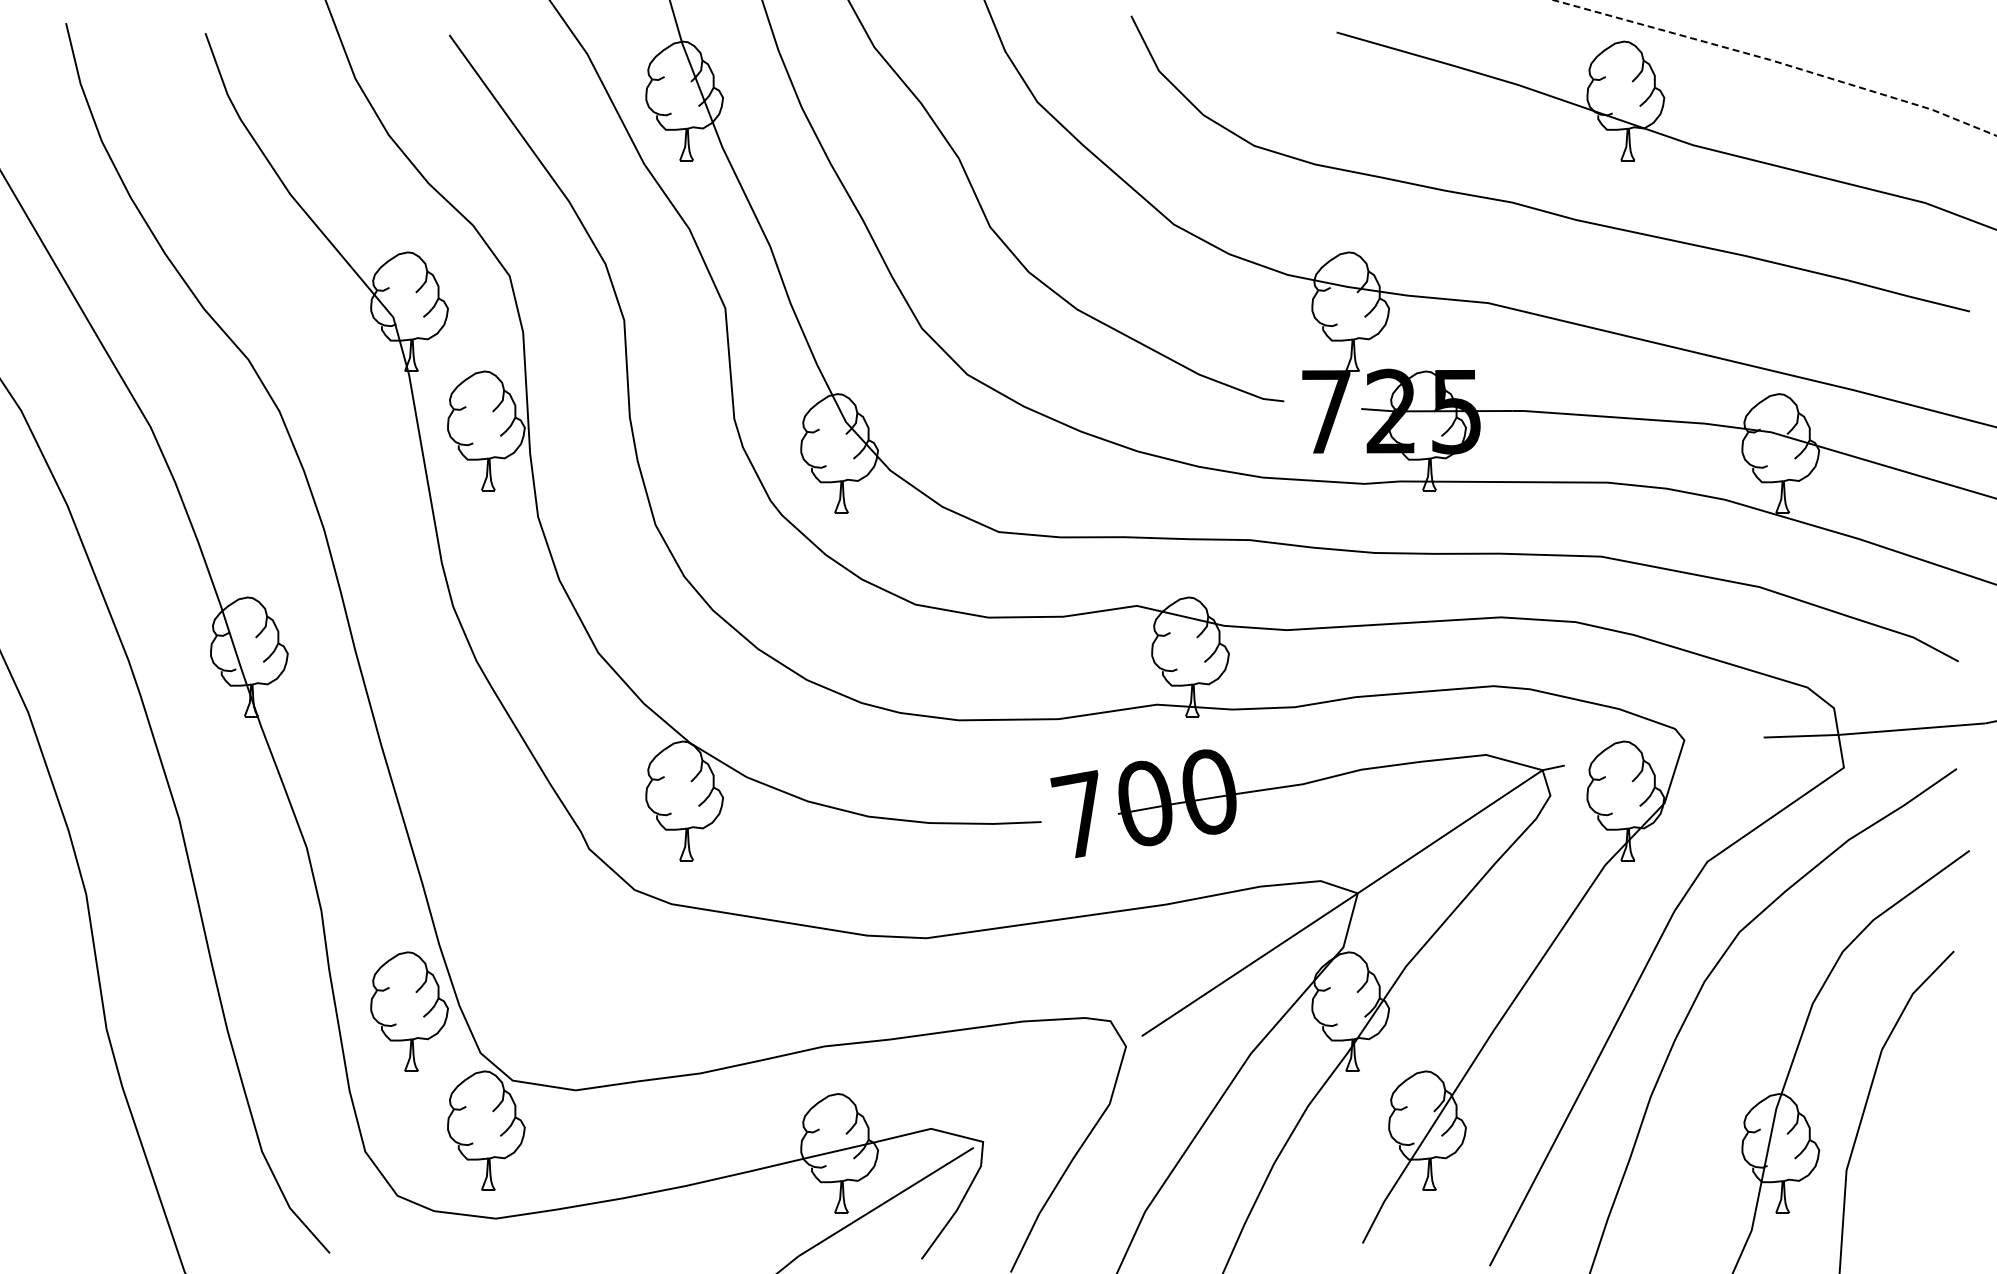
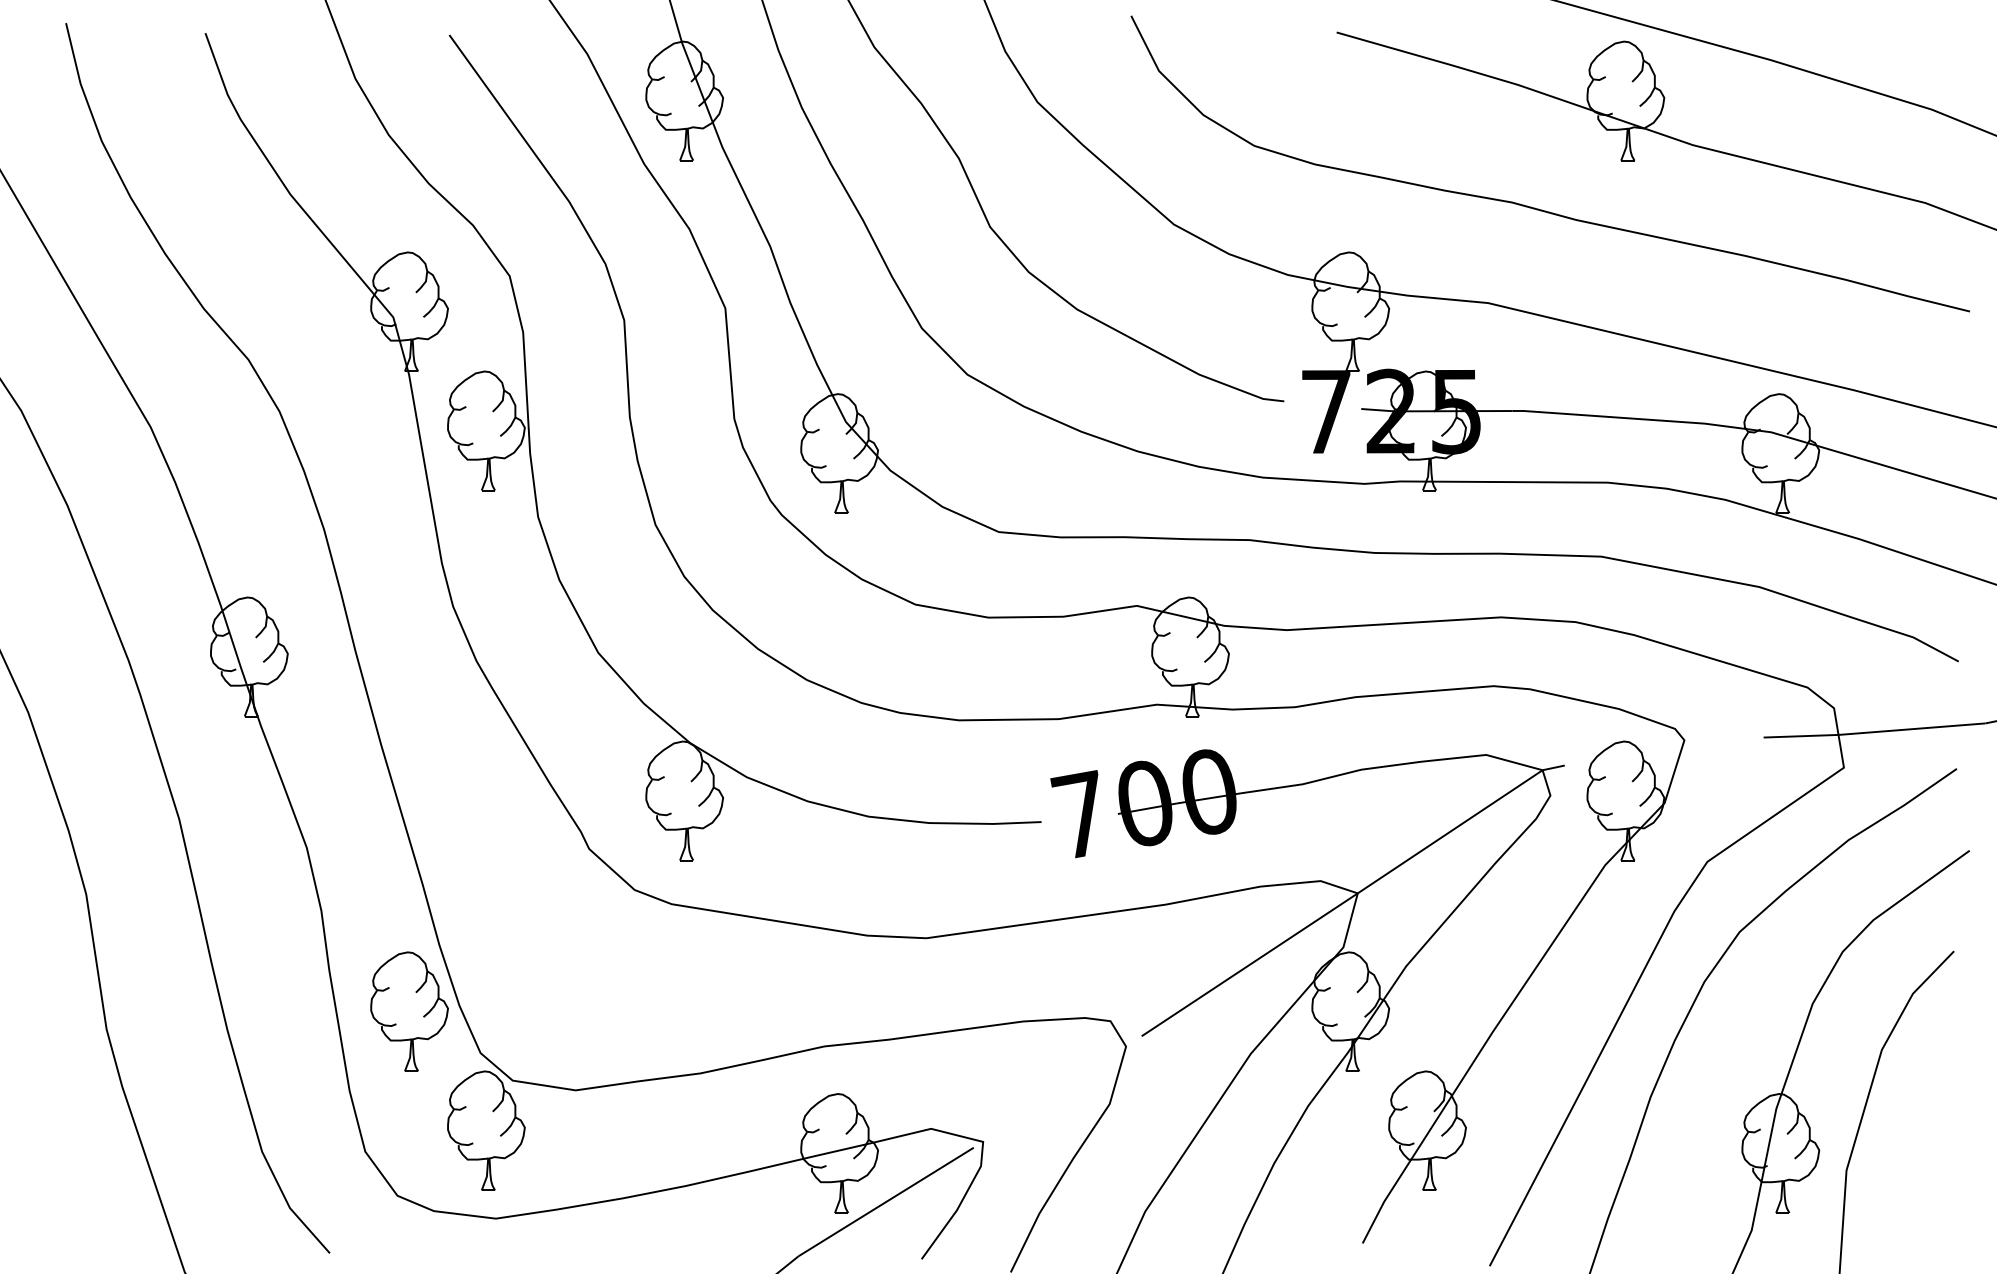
line: dashed -> solid (1777, 62)
